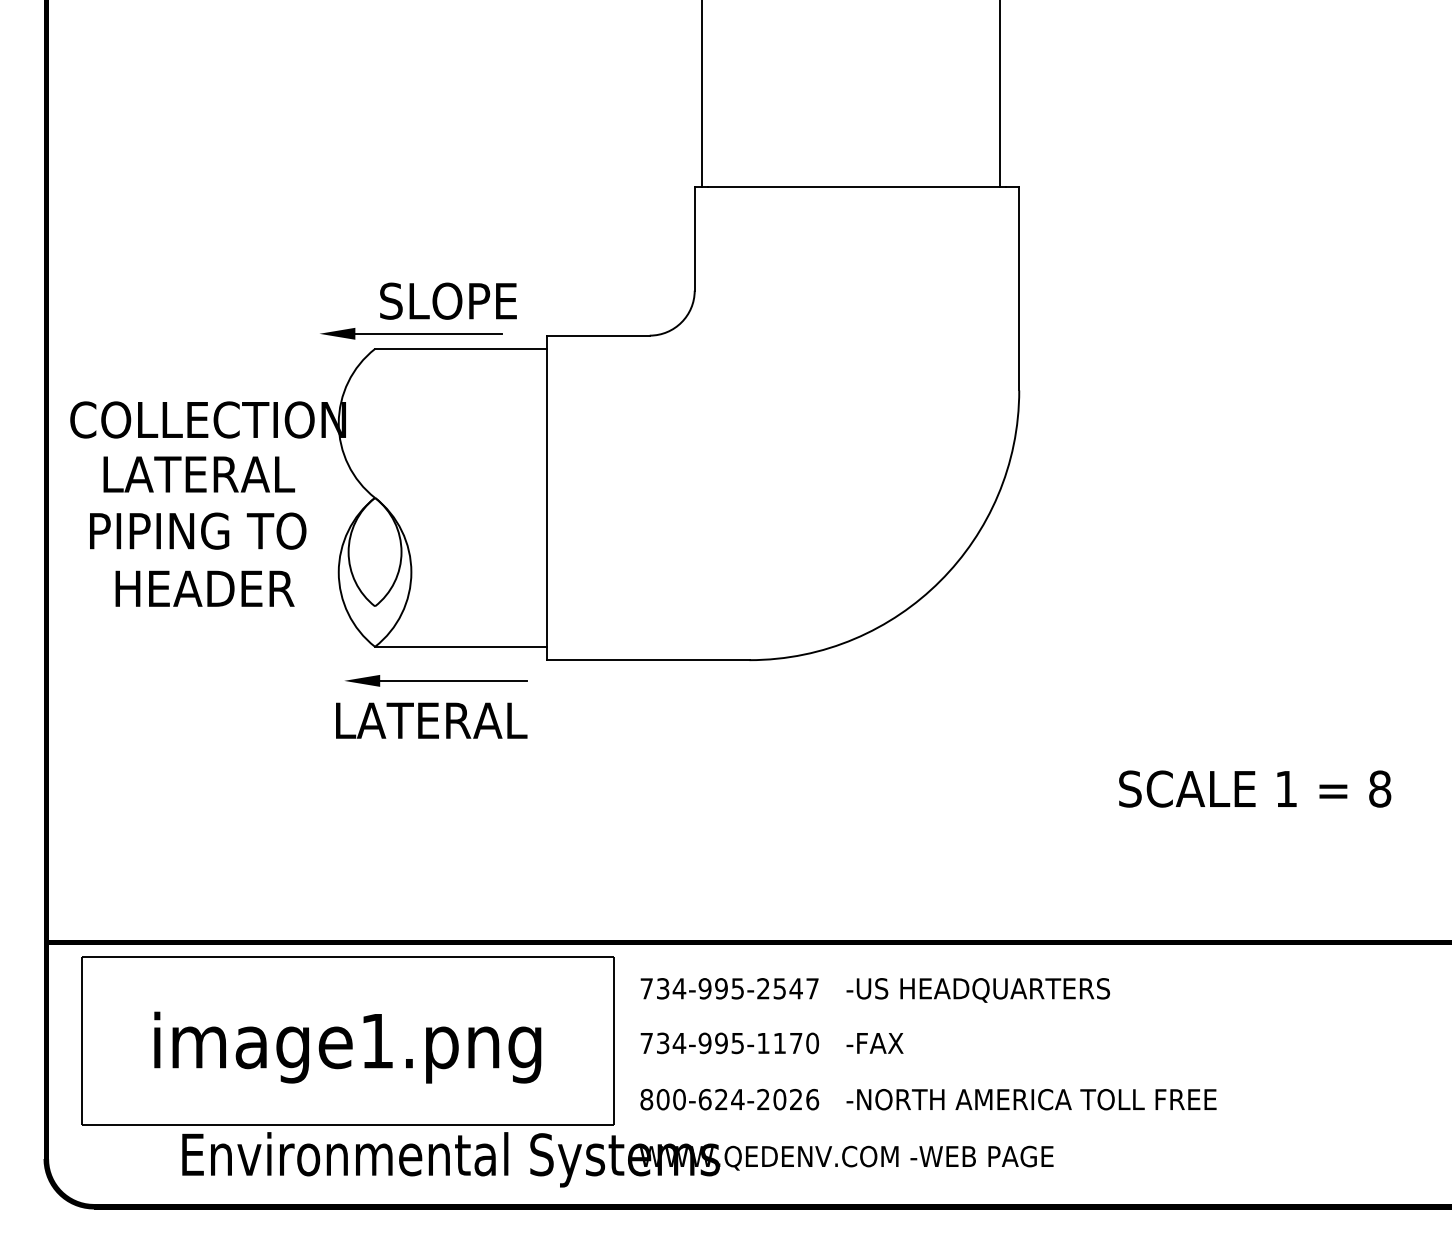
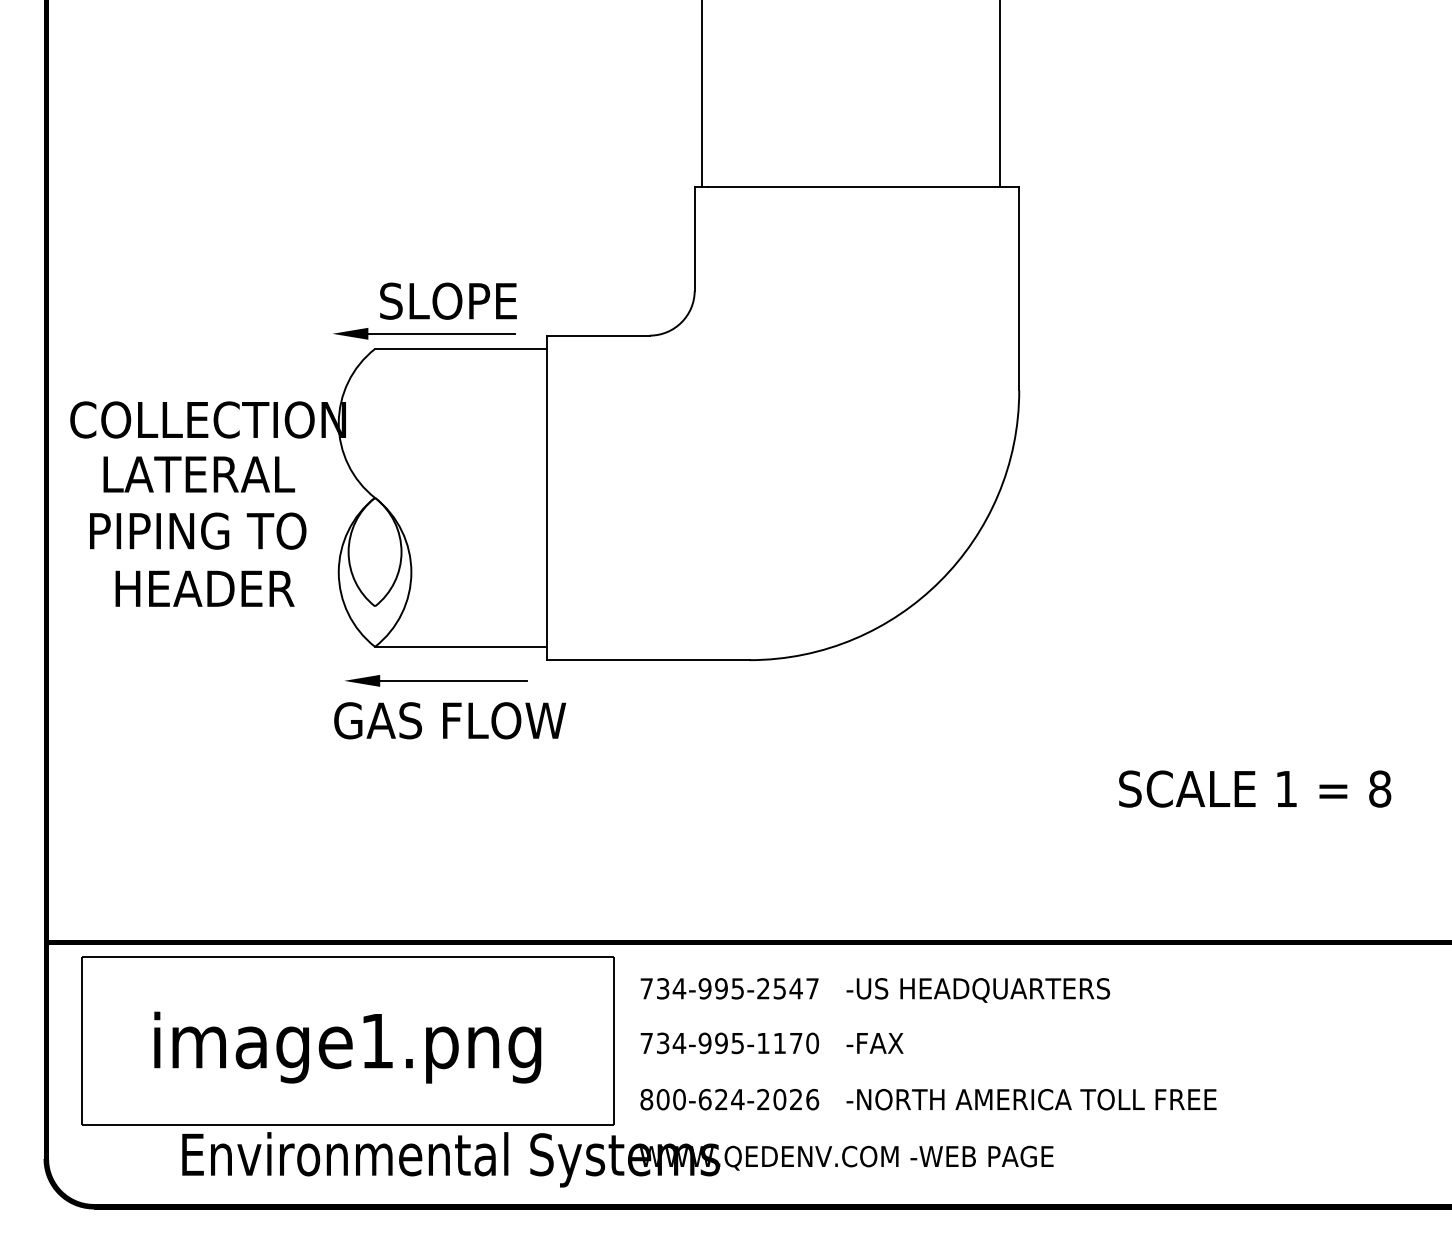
part position: (411, 333) -> (424, 333) (424, 333)
text: LATERAL -> GAS FLOW (450, 720)
